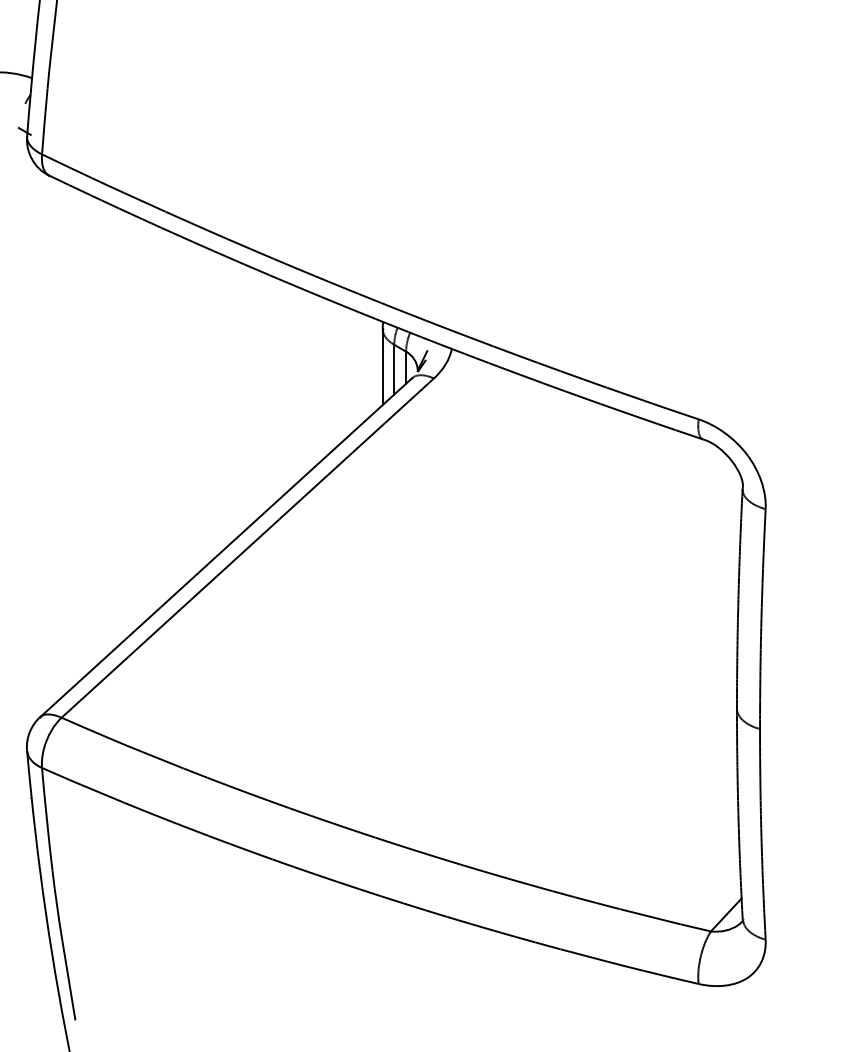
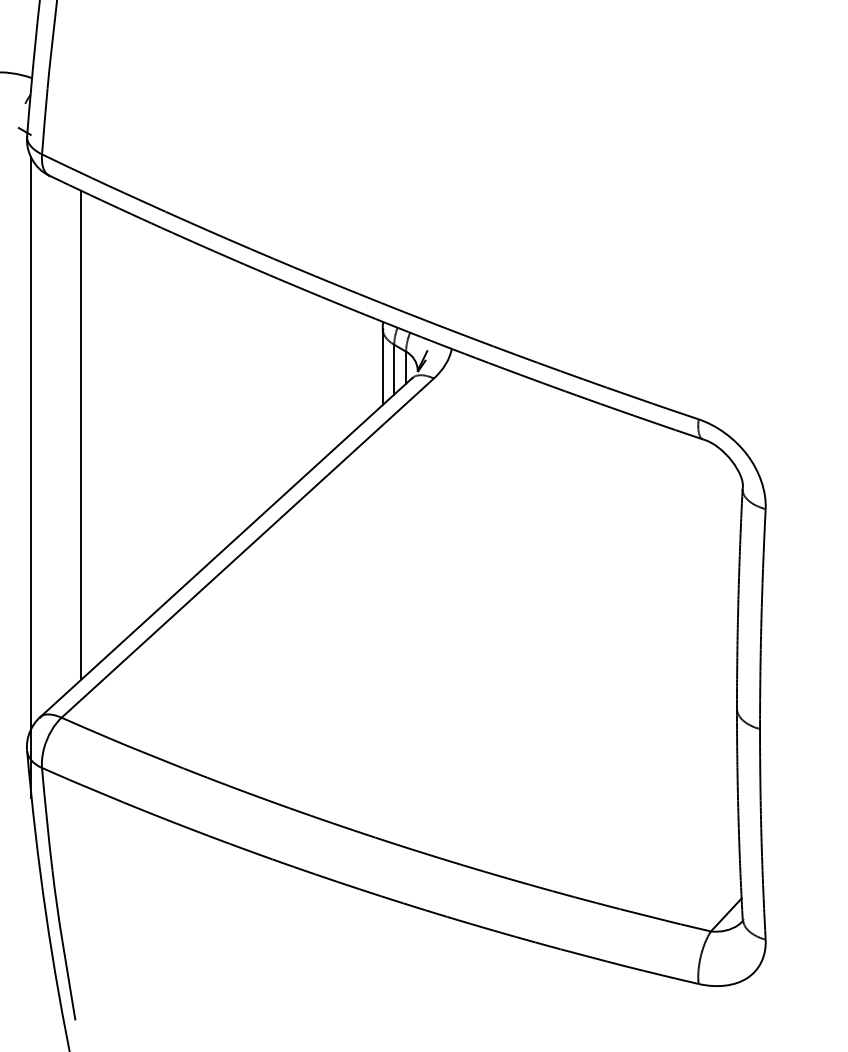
line: none -> present (81, 434)
line: none -> present (30, 476)
